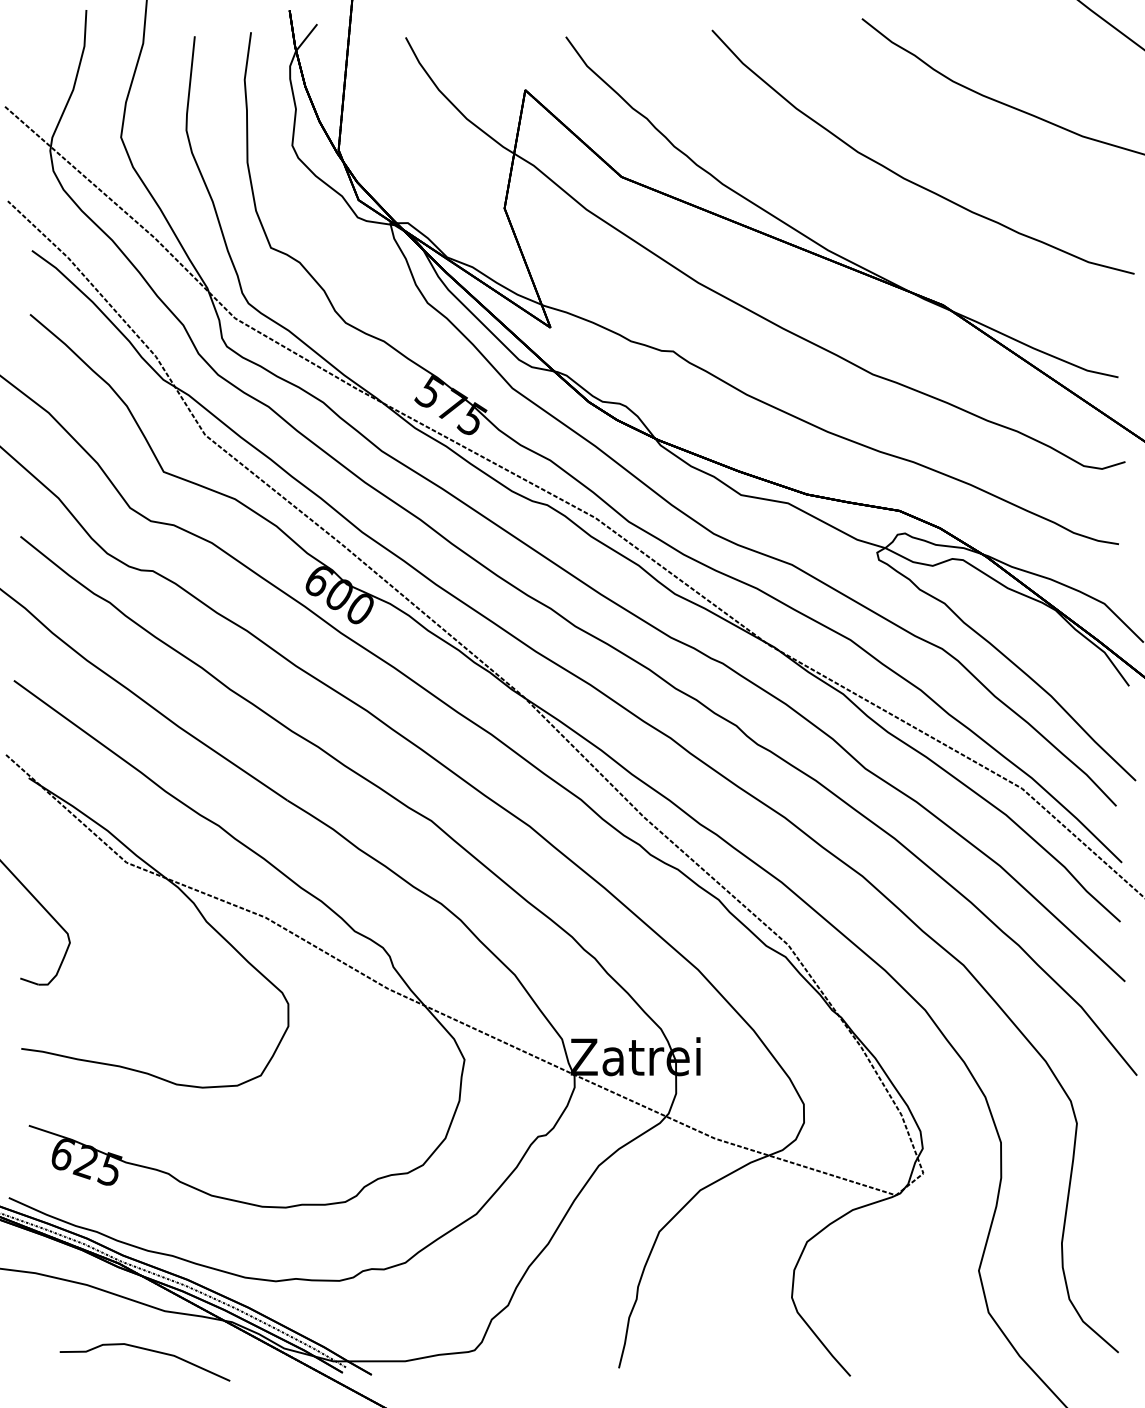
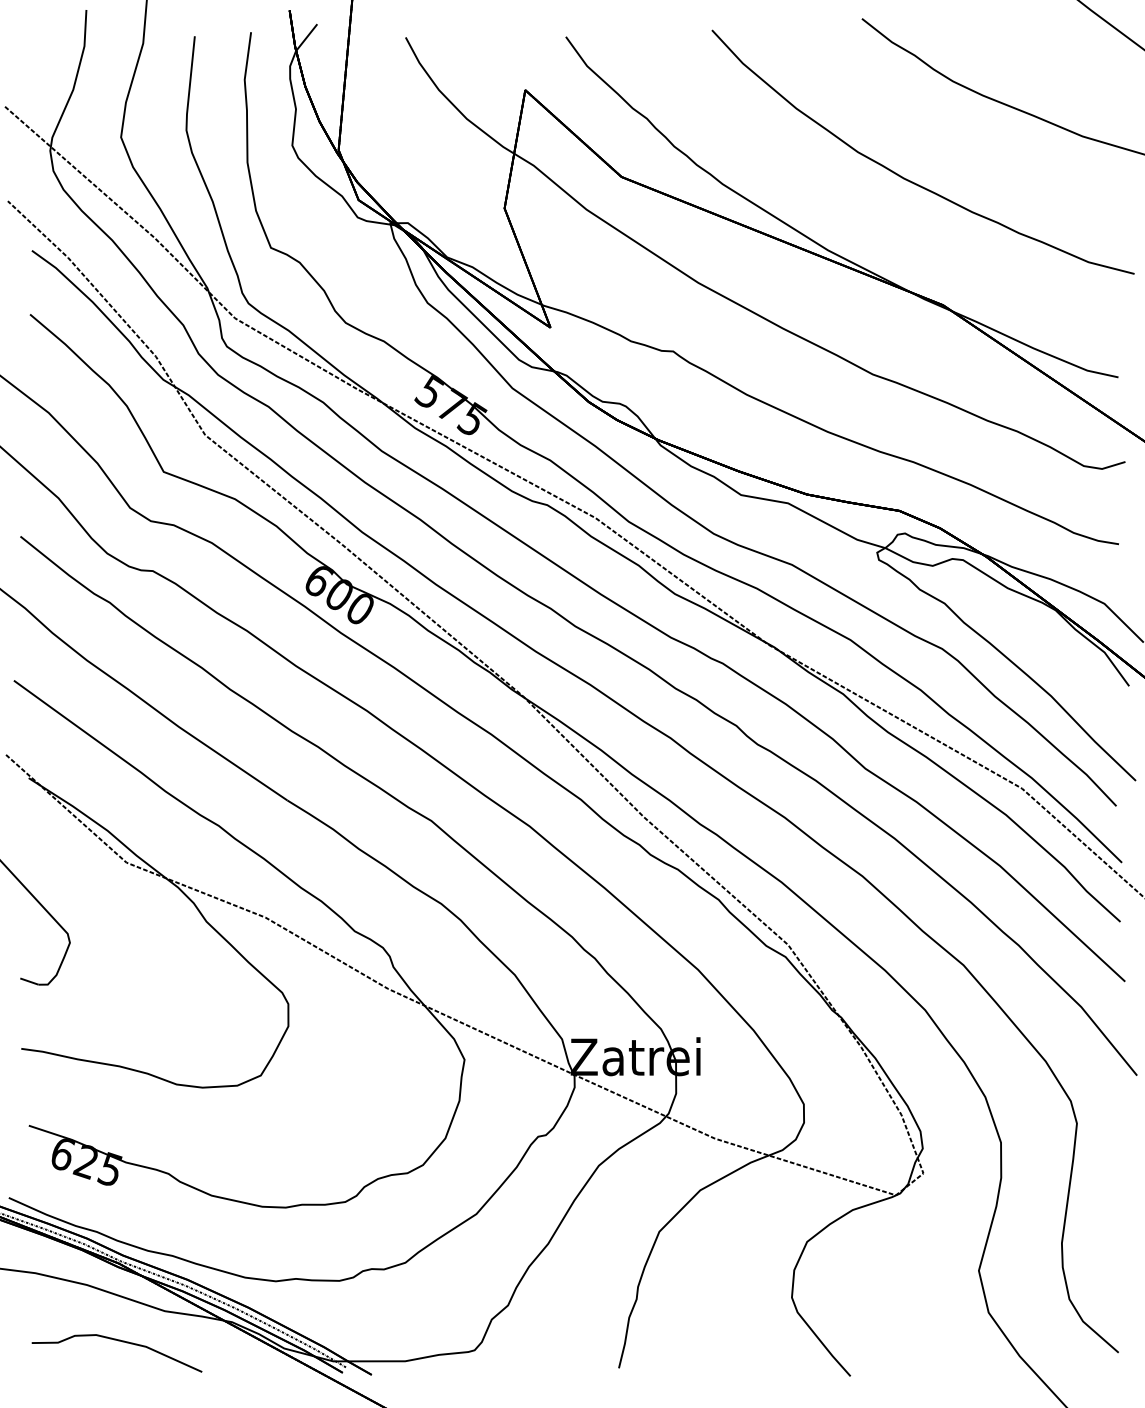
curve position: (146, 1350) -> (118, 1341) (118, 1341)
